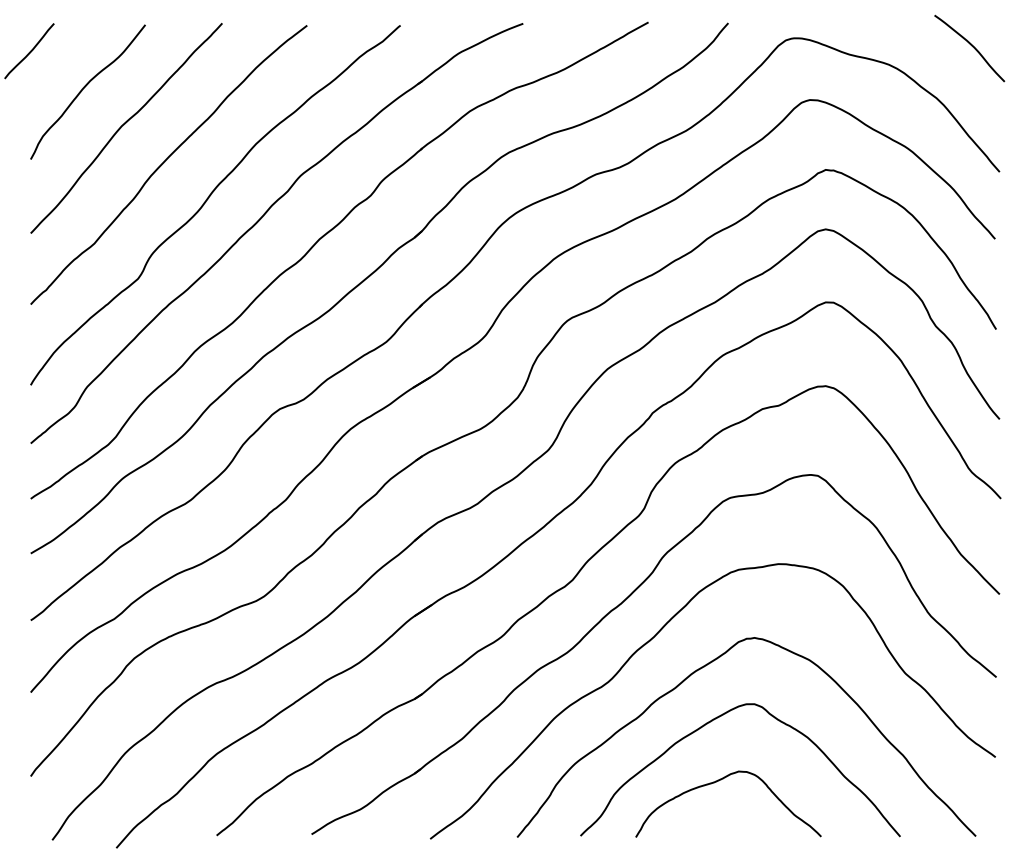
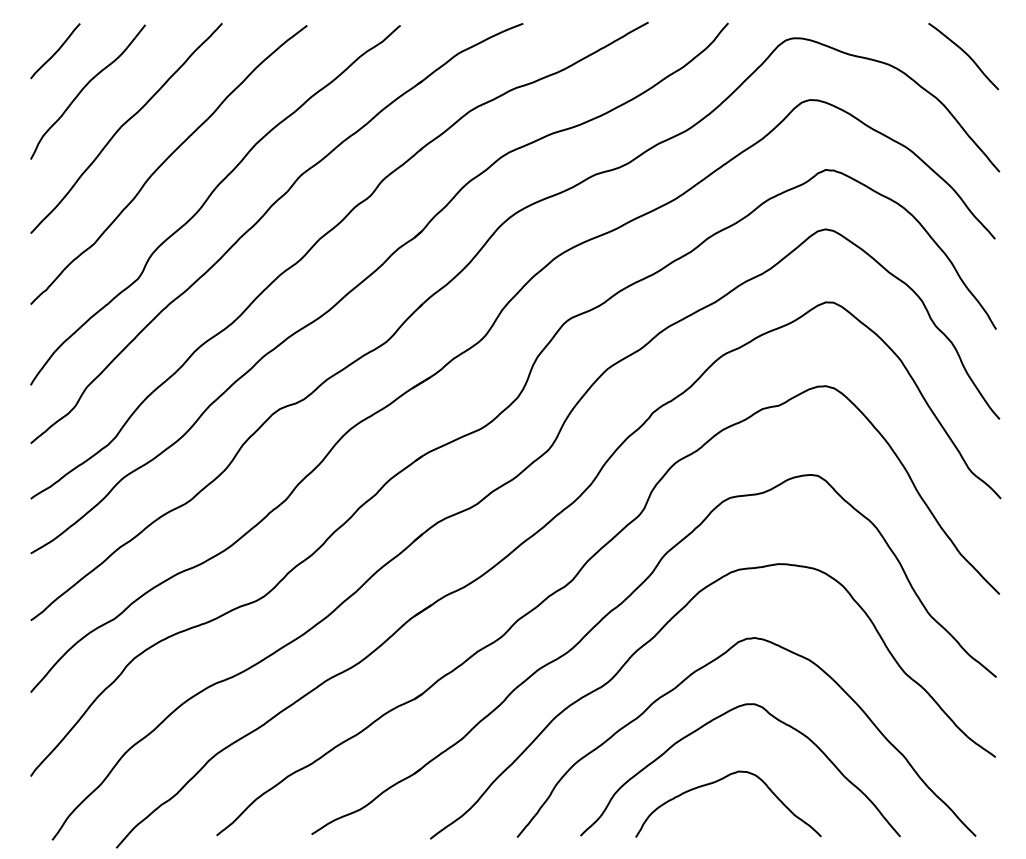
curve position: (971, 46) -> (965, 54) (965, 54)
curve position: (29, 51) -> (55, 51) (55, 51)
